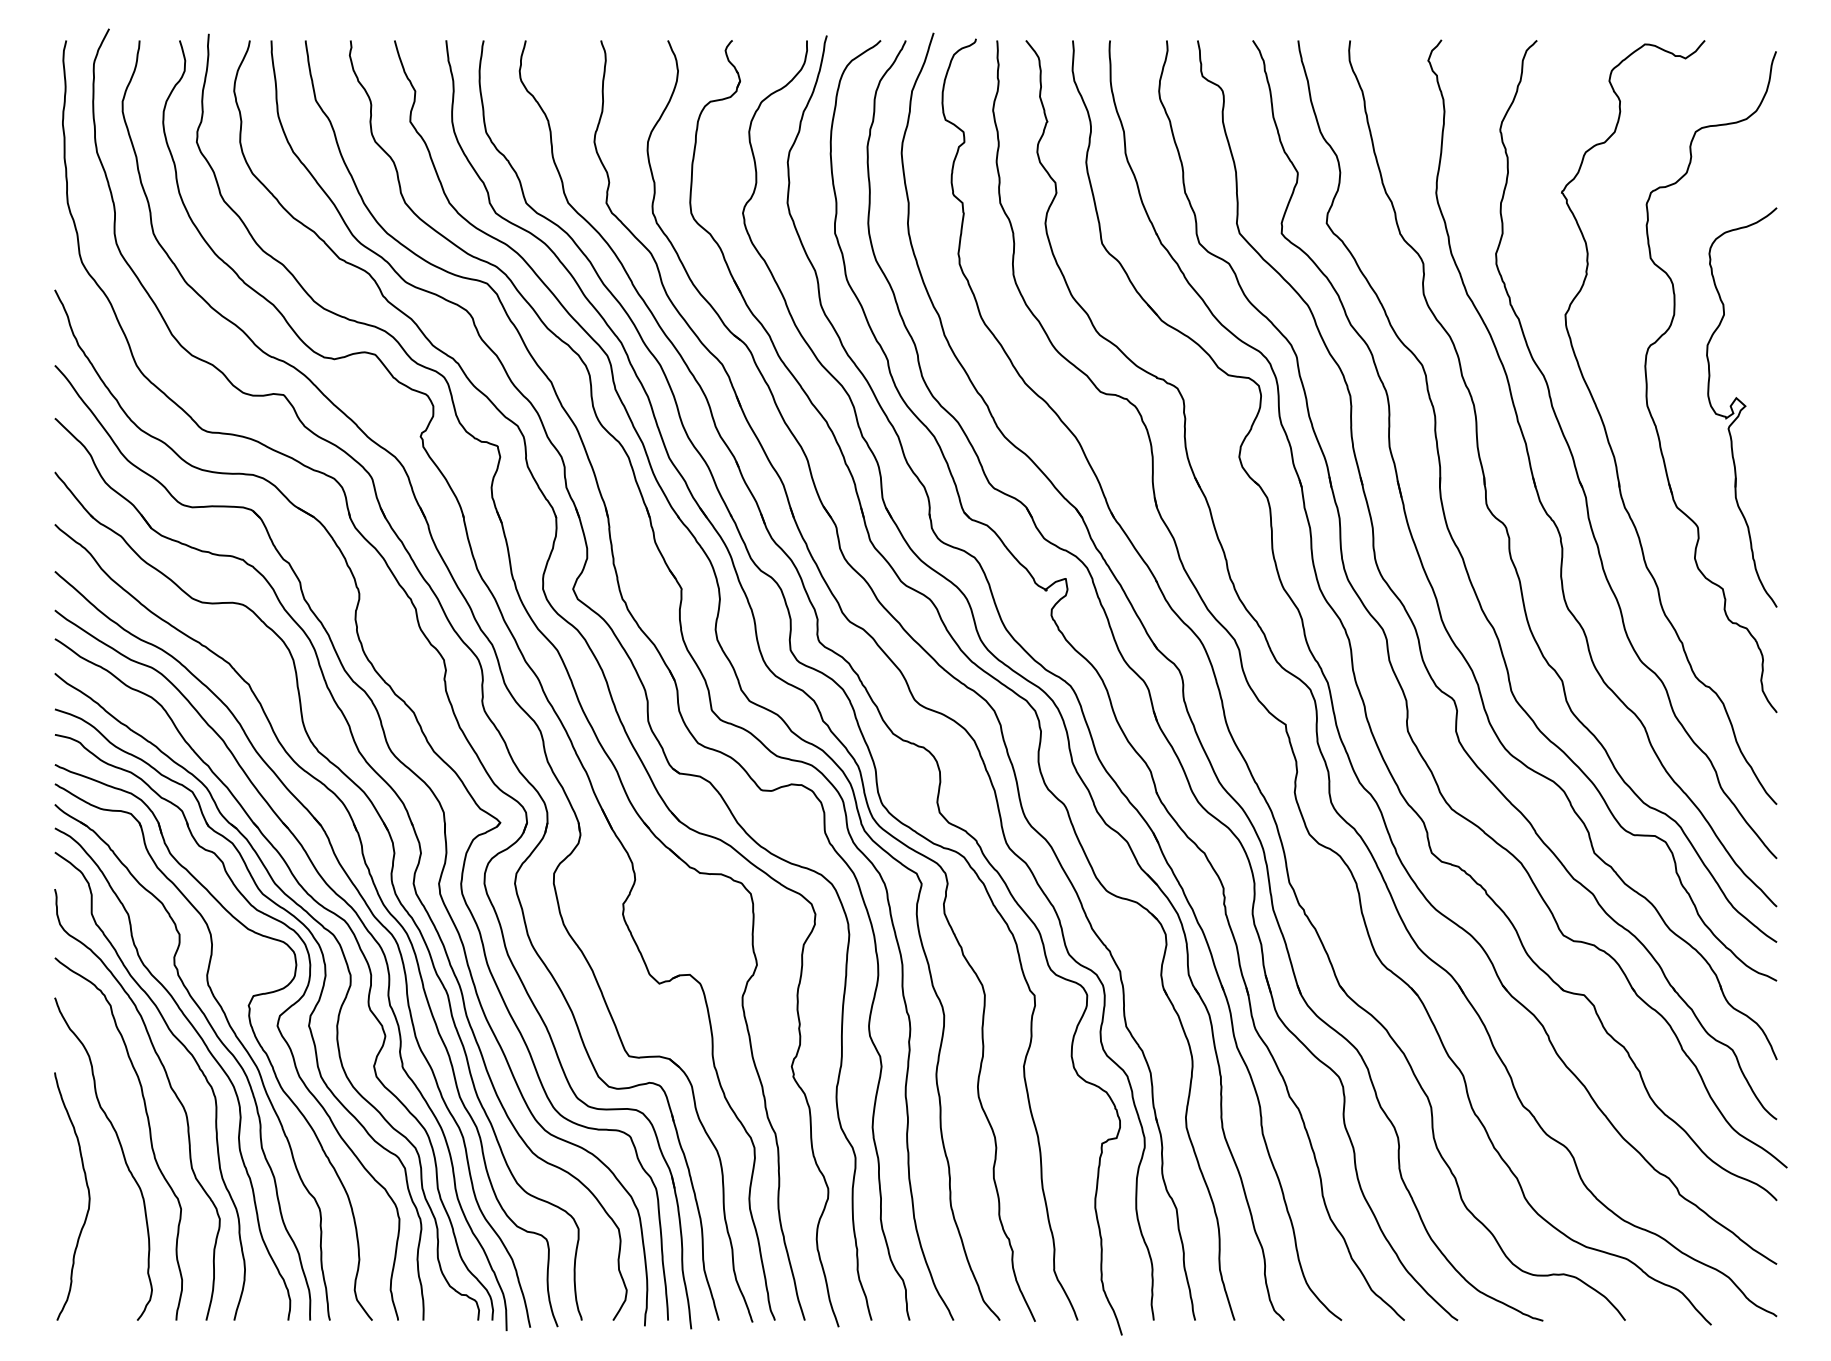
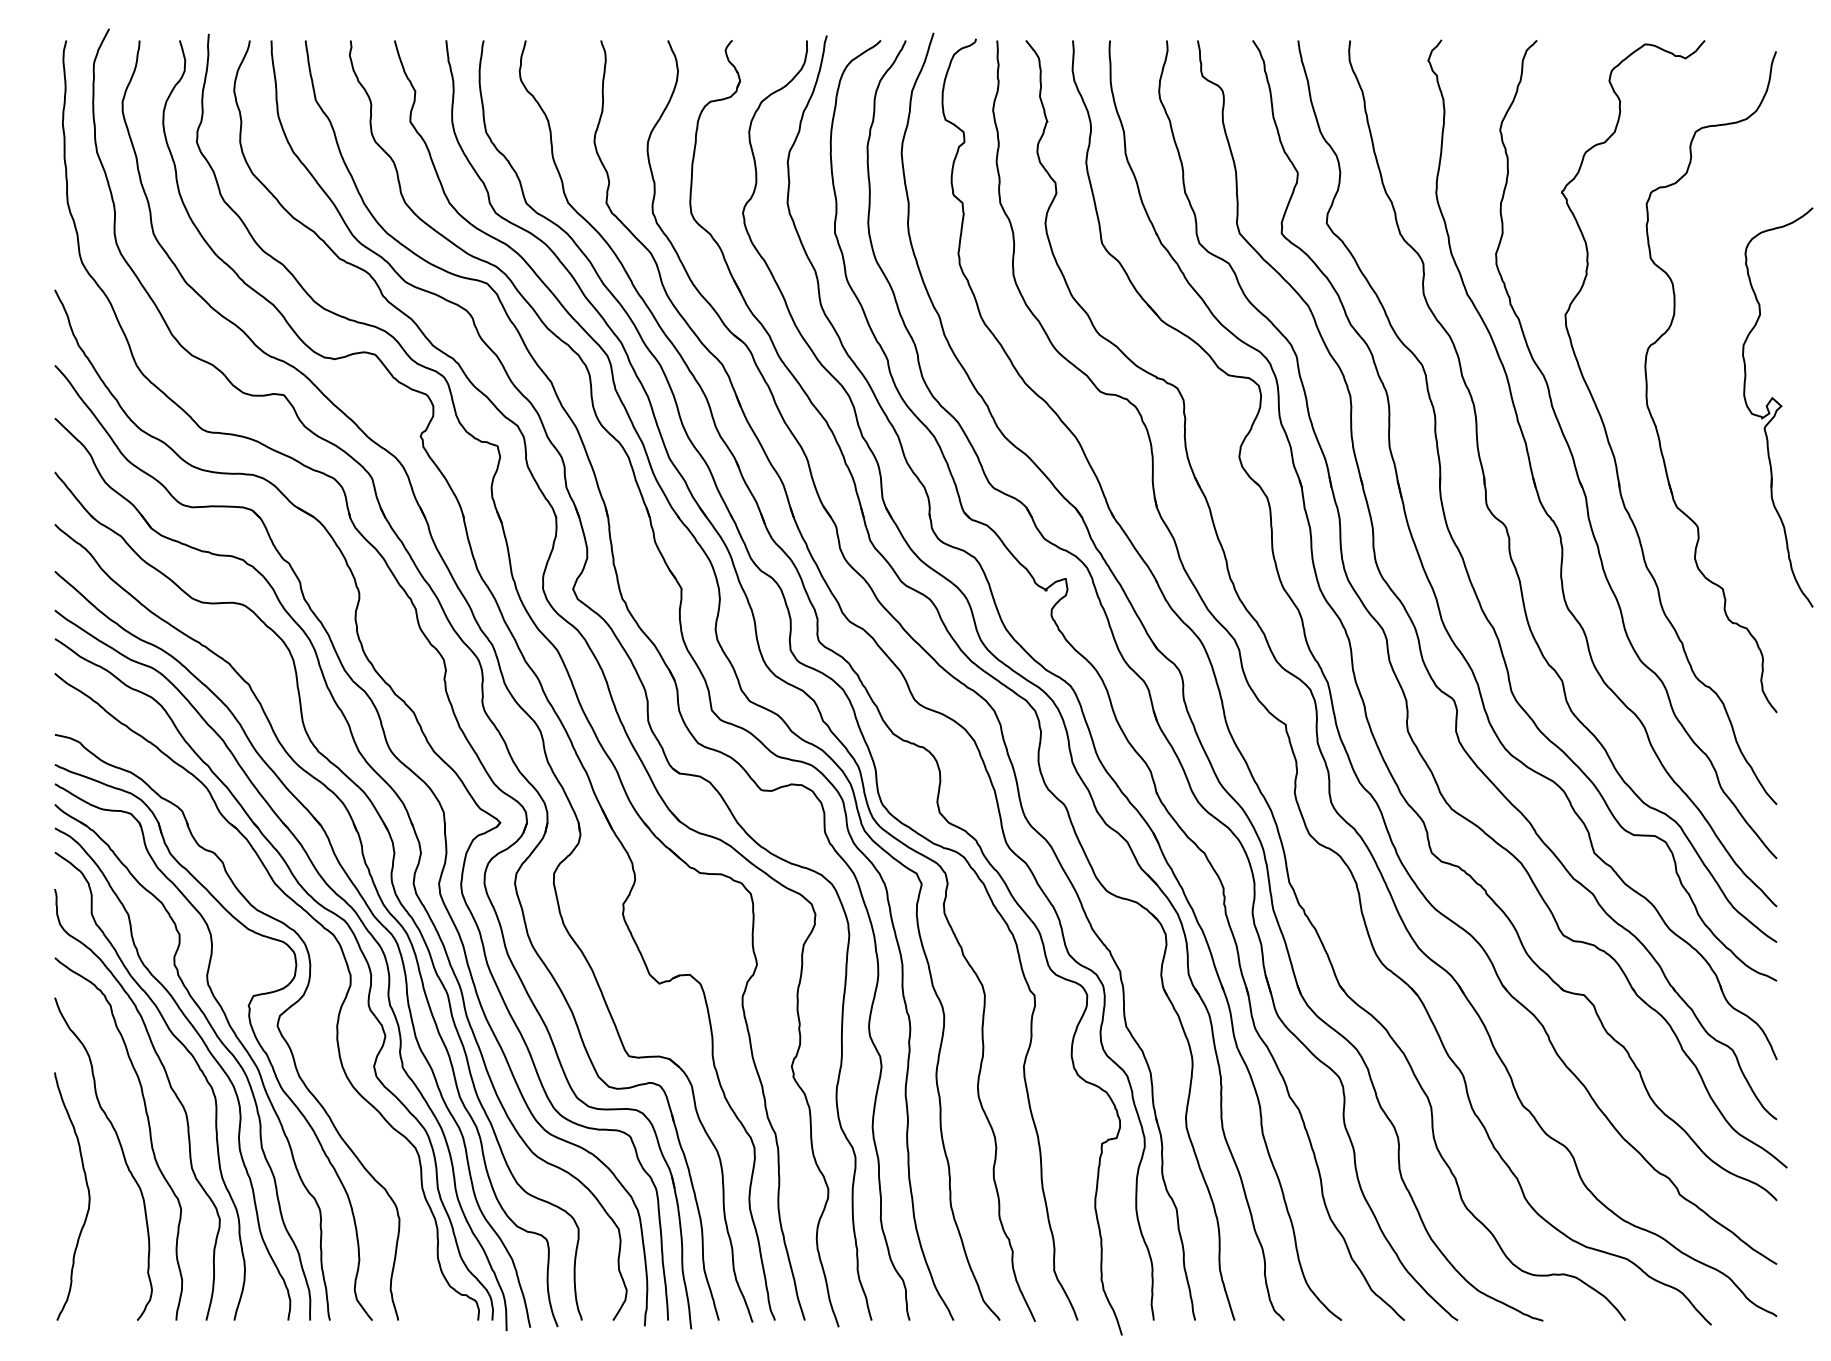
part position: (1741, 407) -> (1777, 407) (1777, 407)
part: present -> none (308, 1021)
